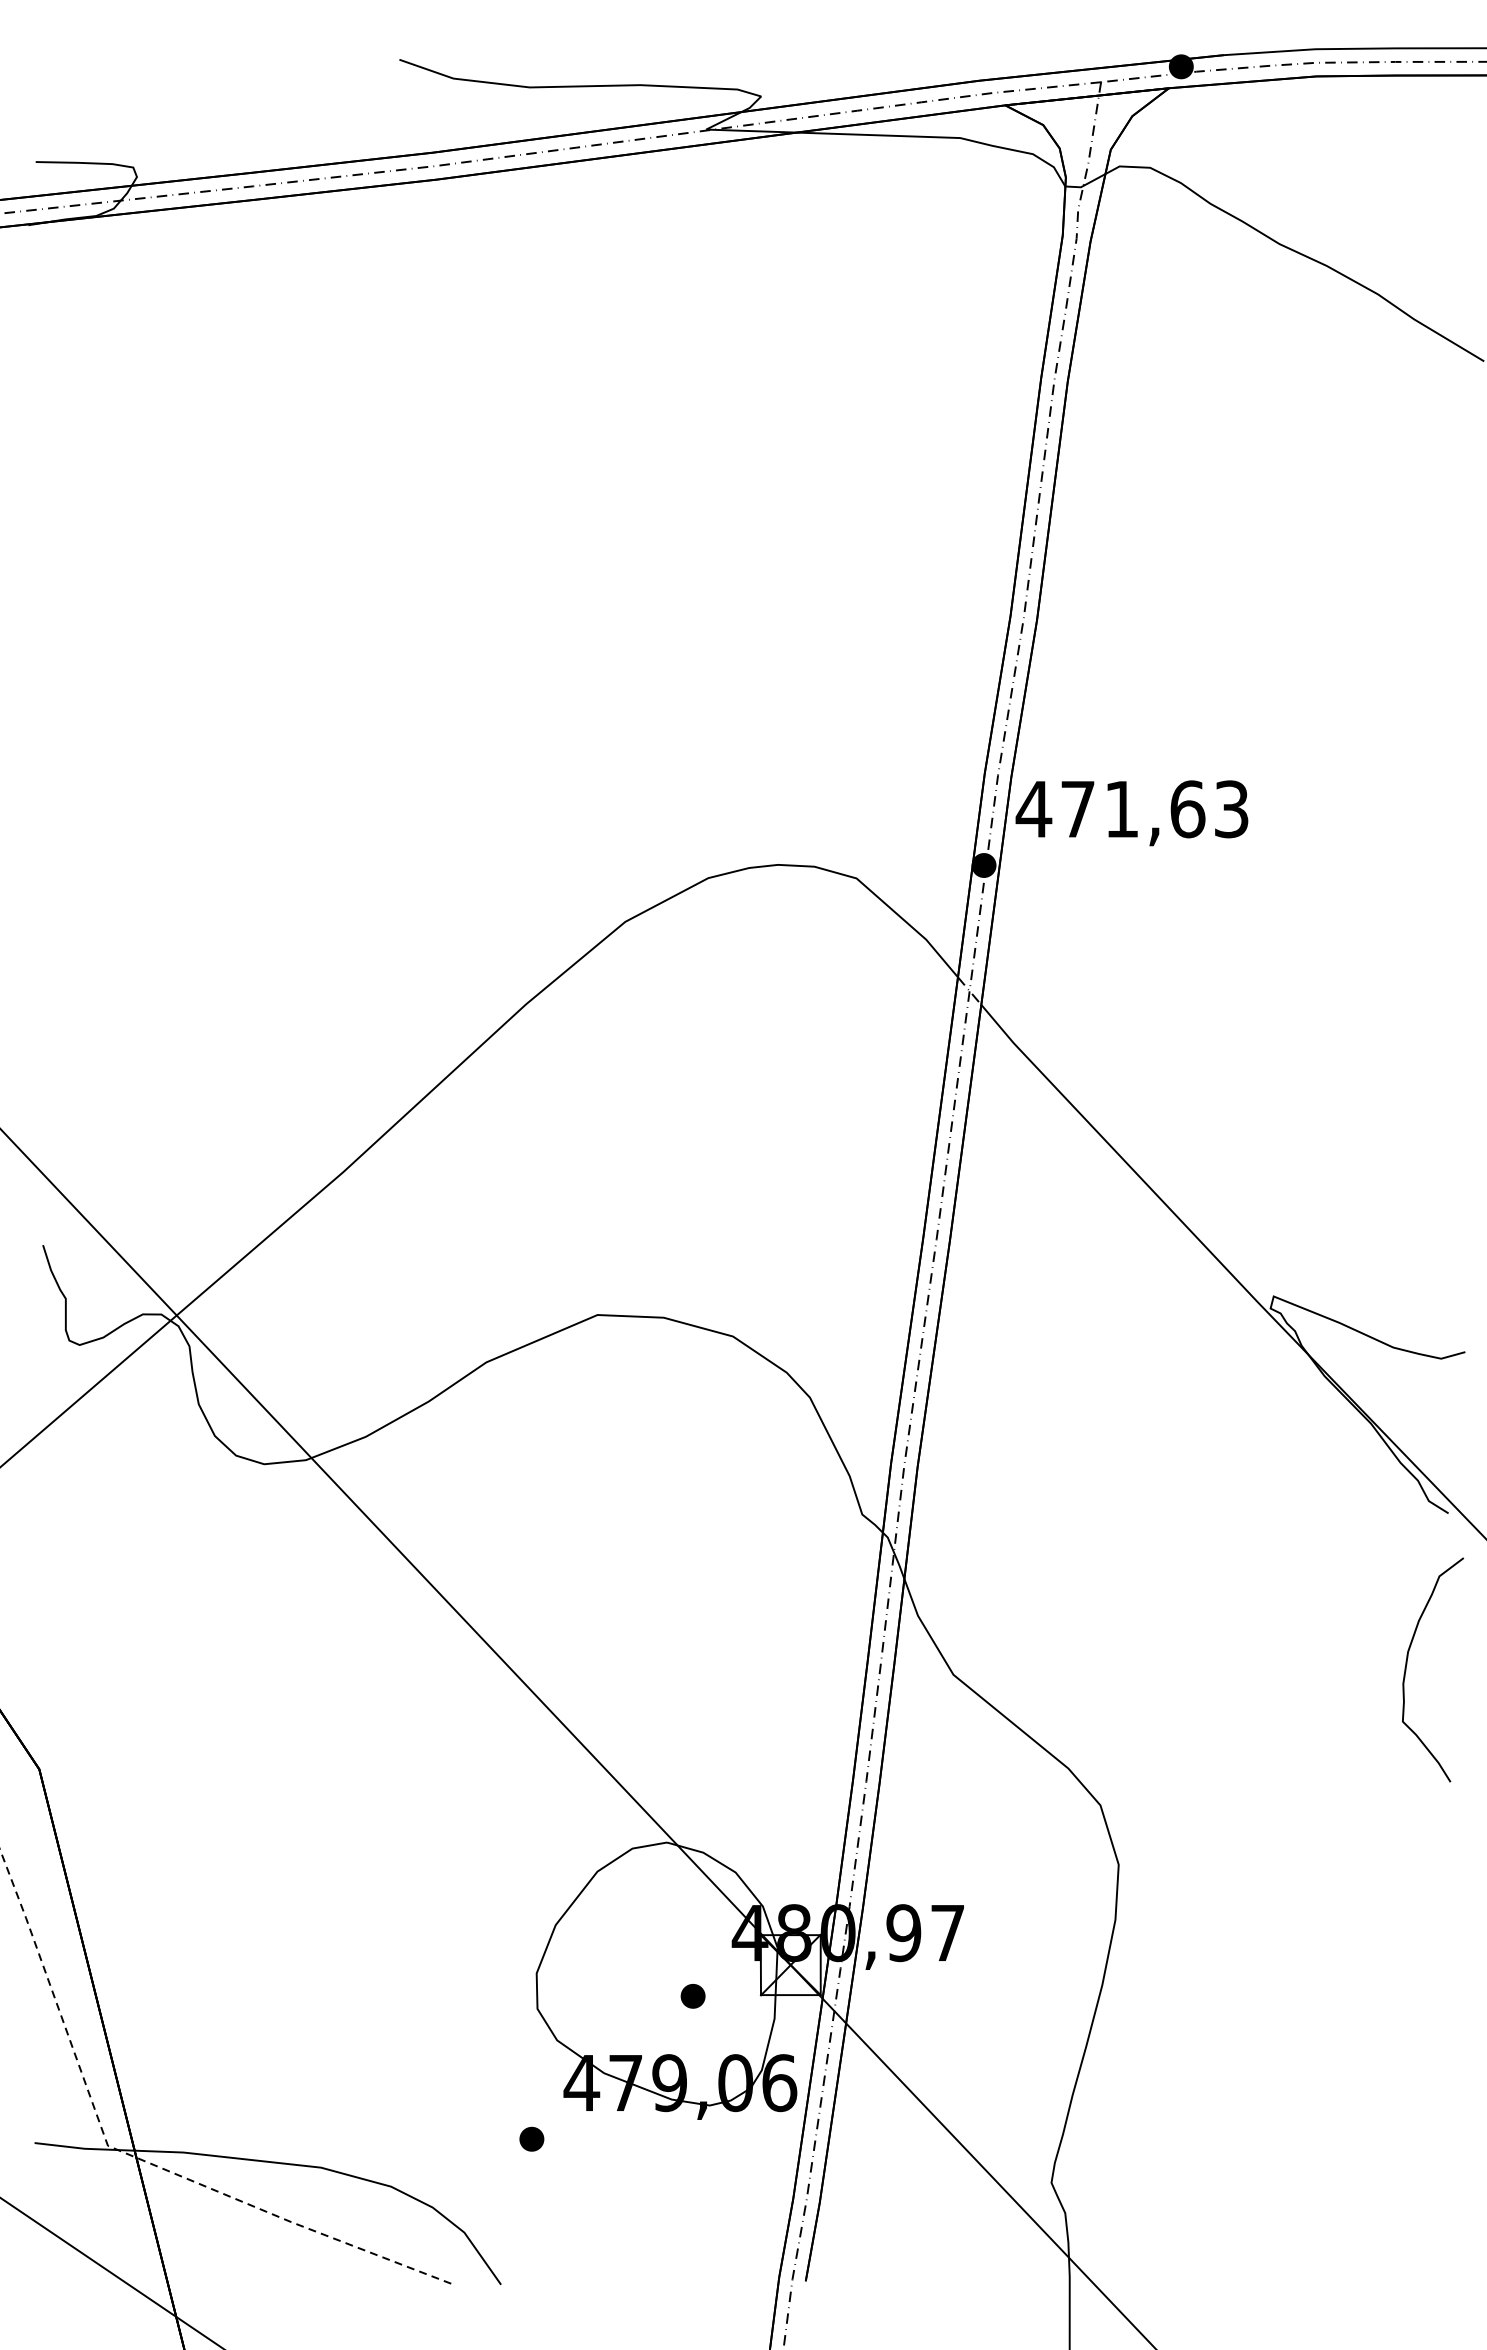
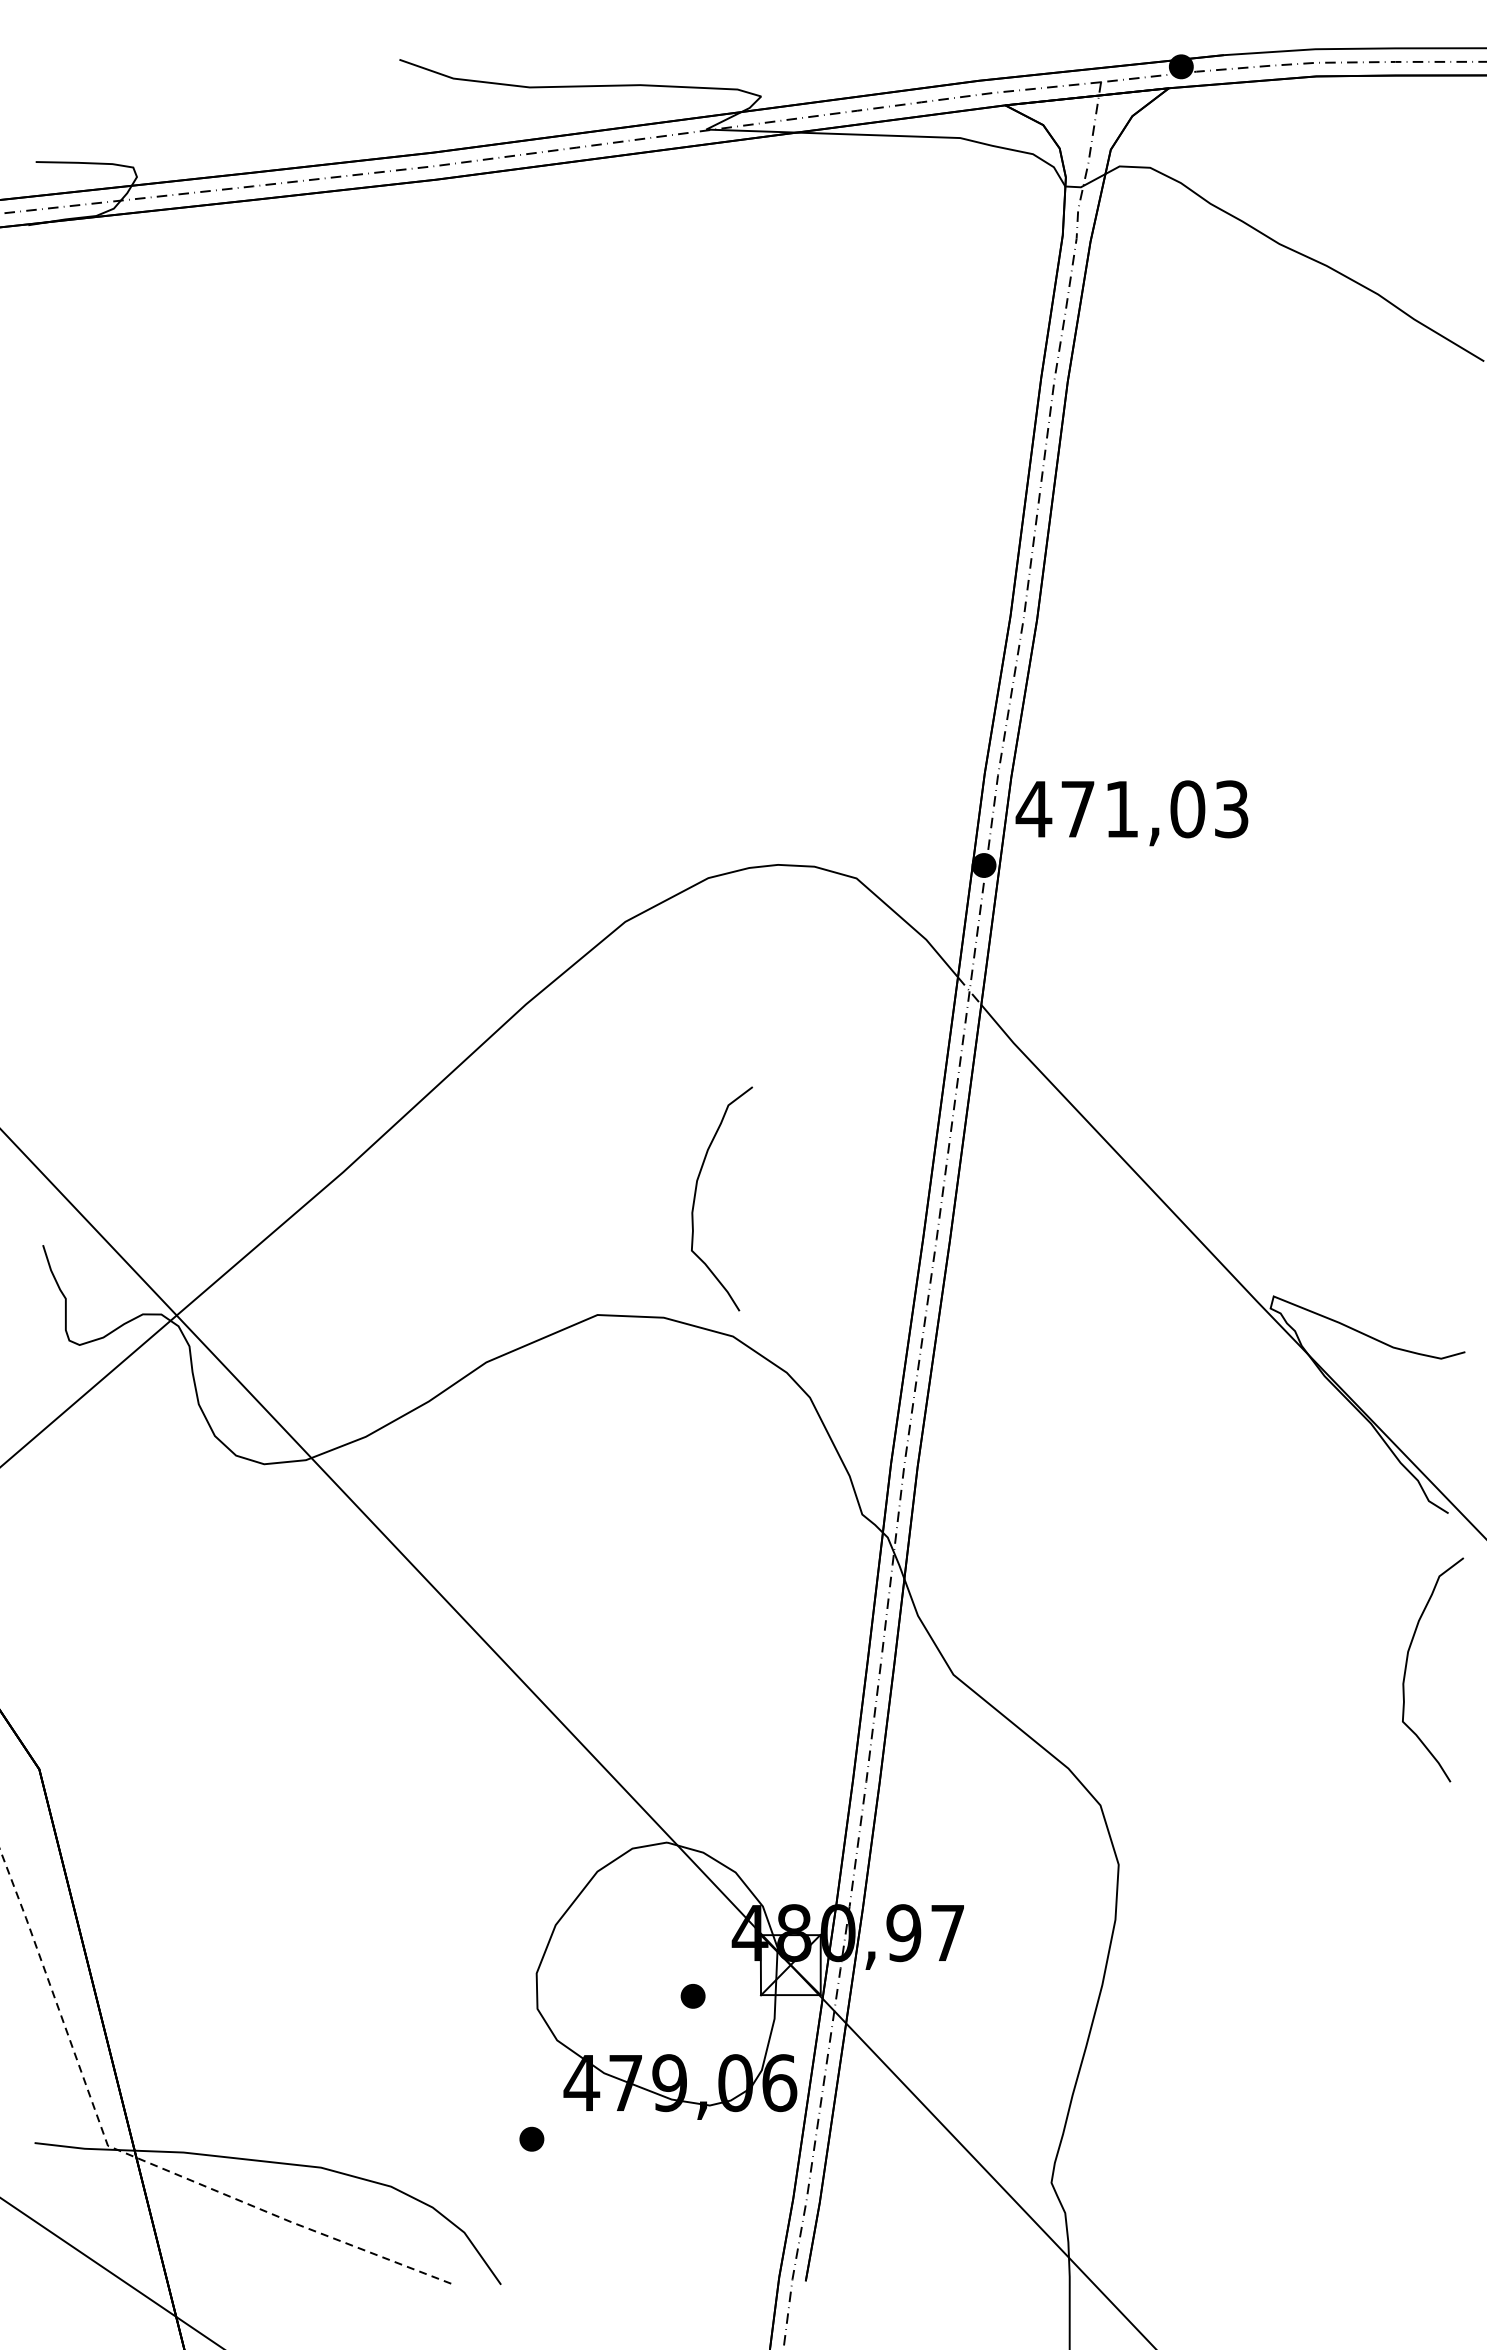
text: 471,63 -> 471,03 (1187, 809)
curve: none -> present (696, 1193)
